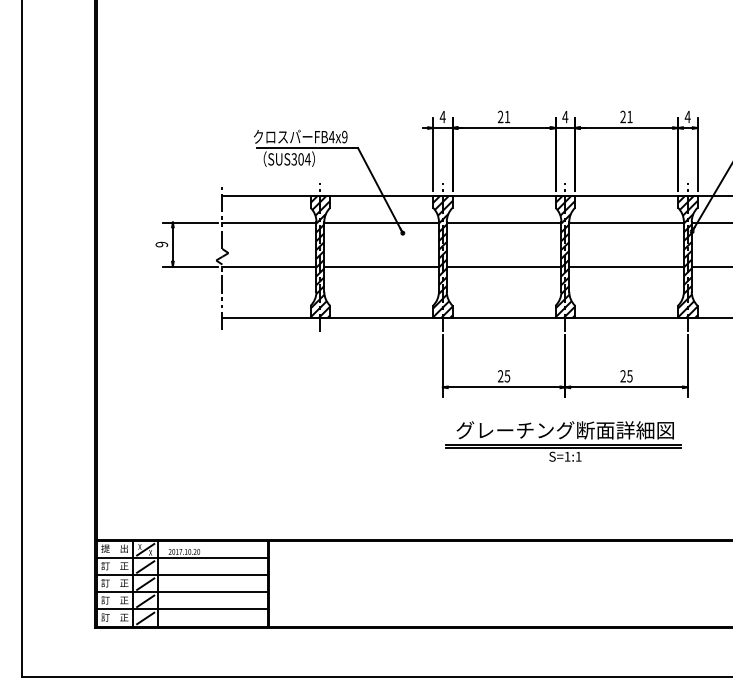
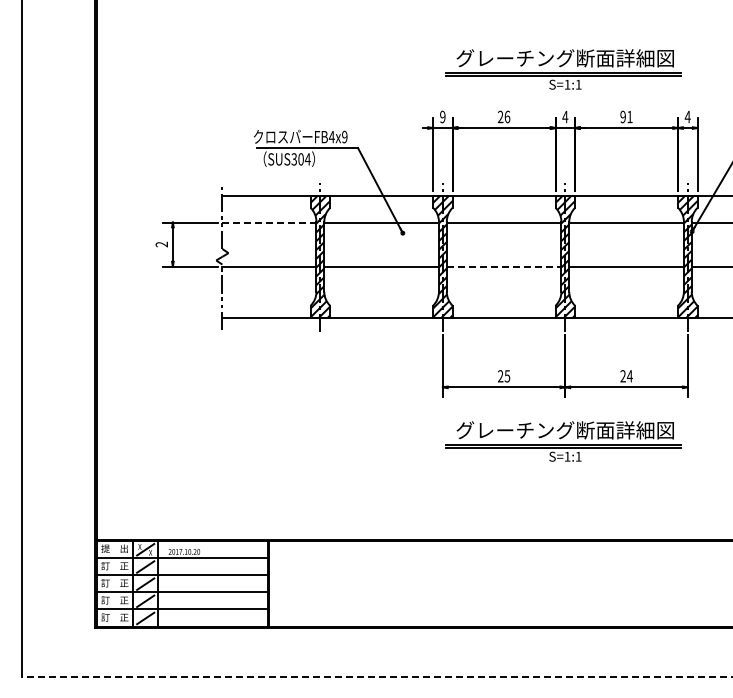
part: none -> present (563, 69)
text: 4 -> 9 (442, 116)
text: 21 -> 26 (507, 116)
text: 21 -> 91 (622, 117)
line: solid -> dashed (269, 222)
text: 9 -> 2 (162, 244)
line: solid -> dashed (504, 266)
text: 25 -> 24 (629, 376)
line: solid -> dashed (376, 676)
